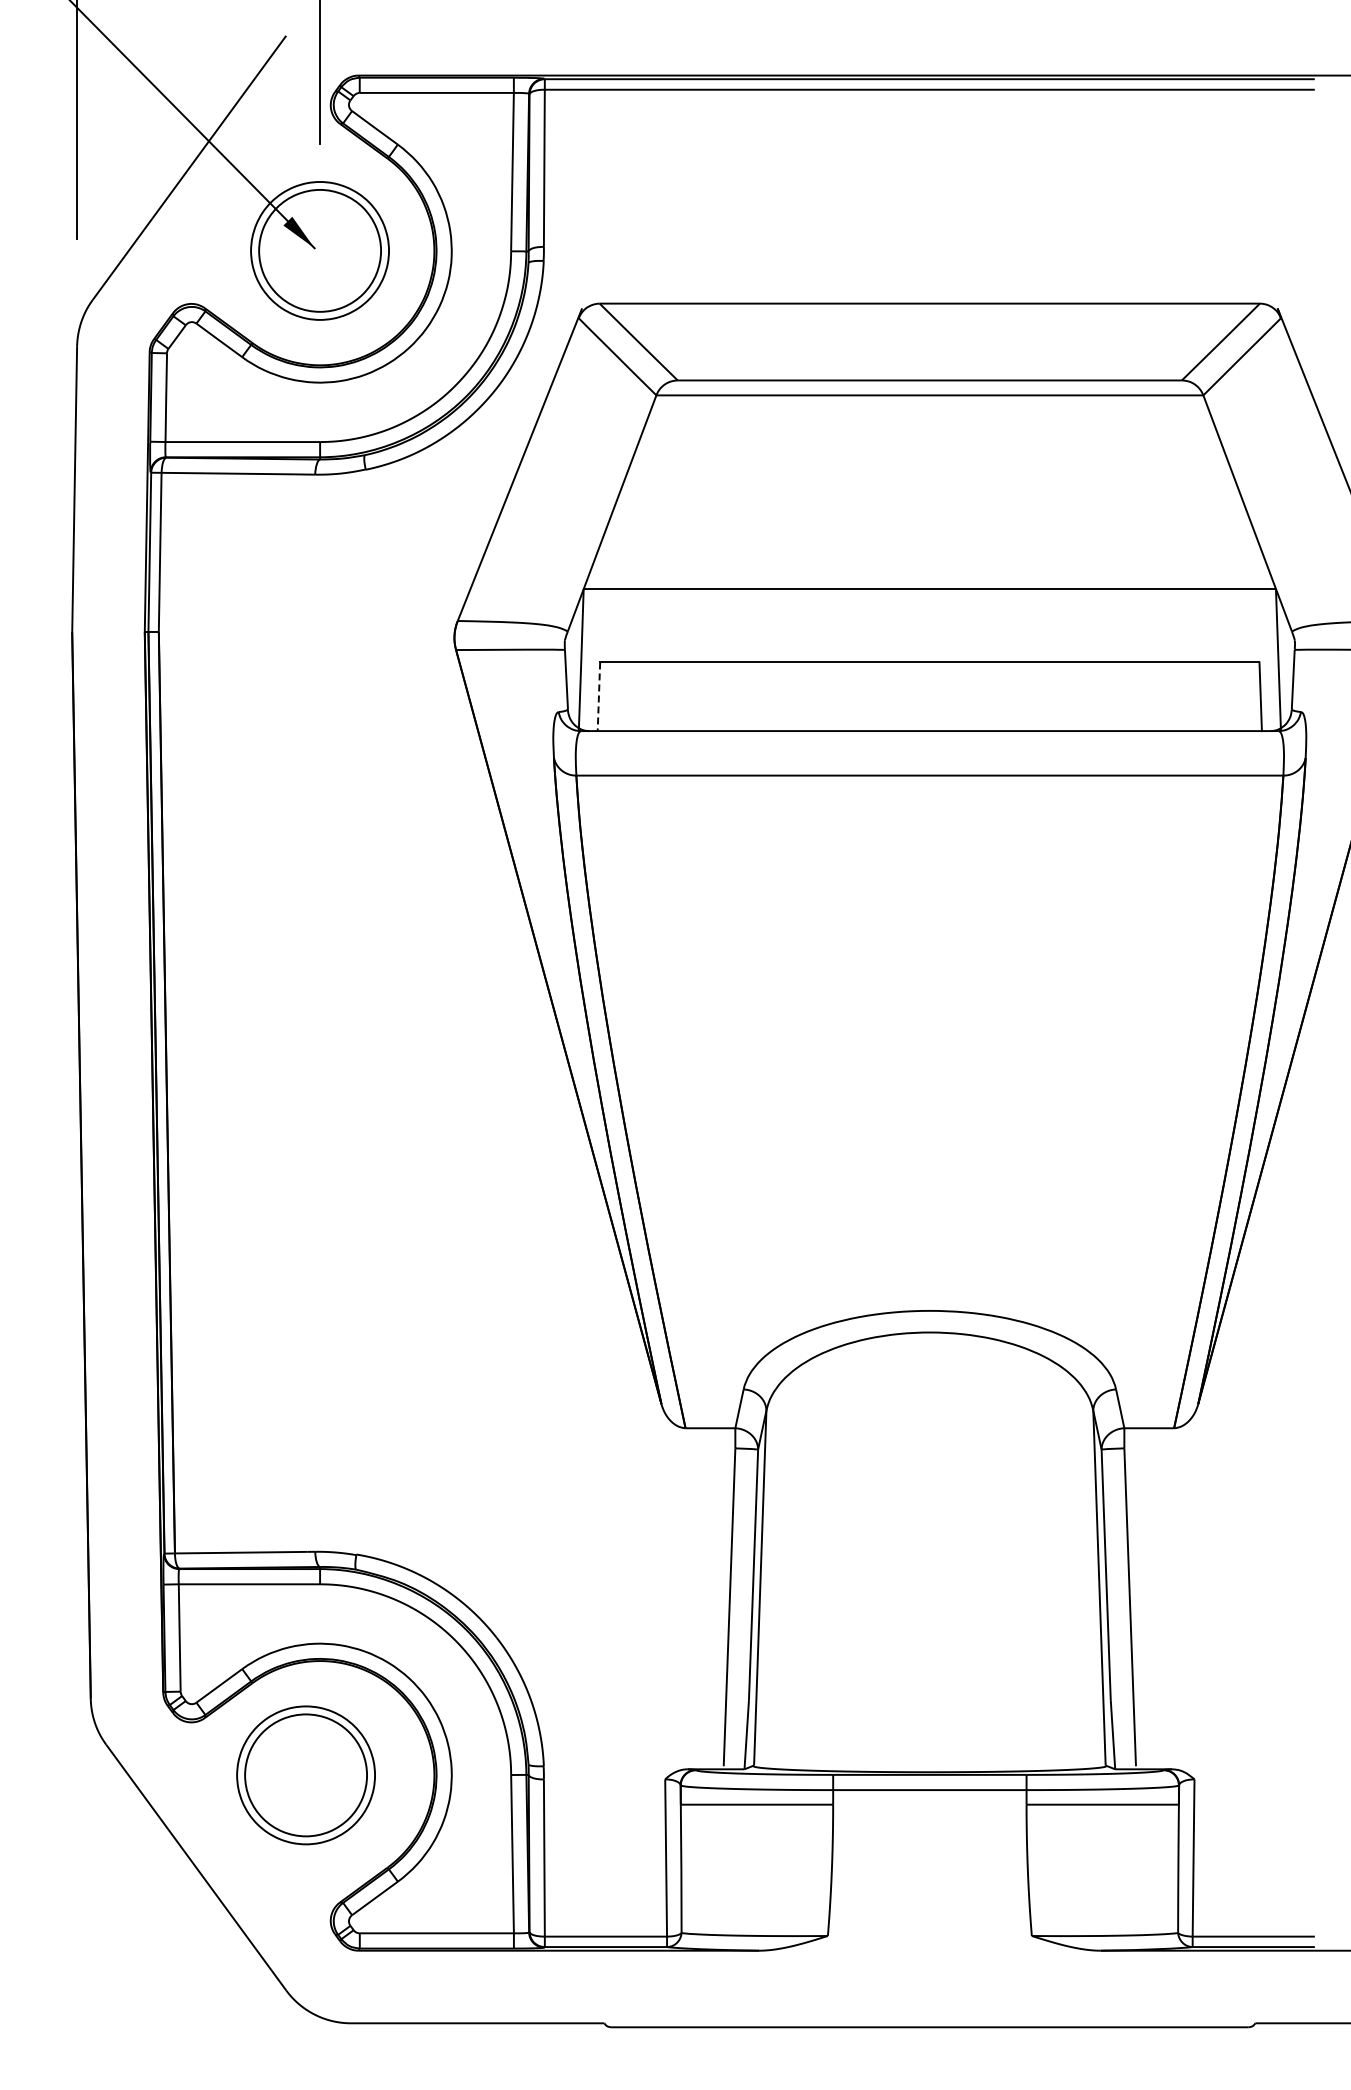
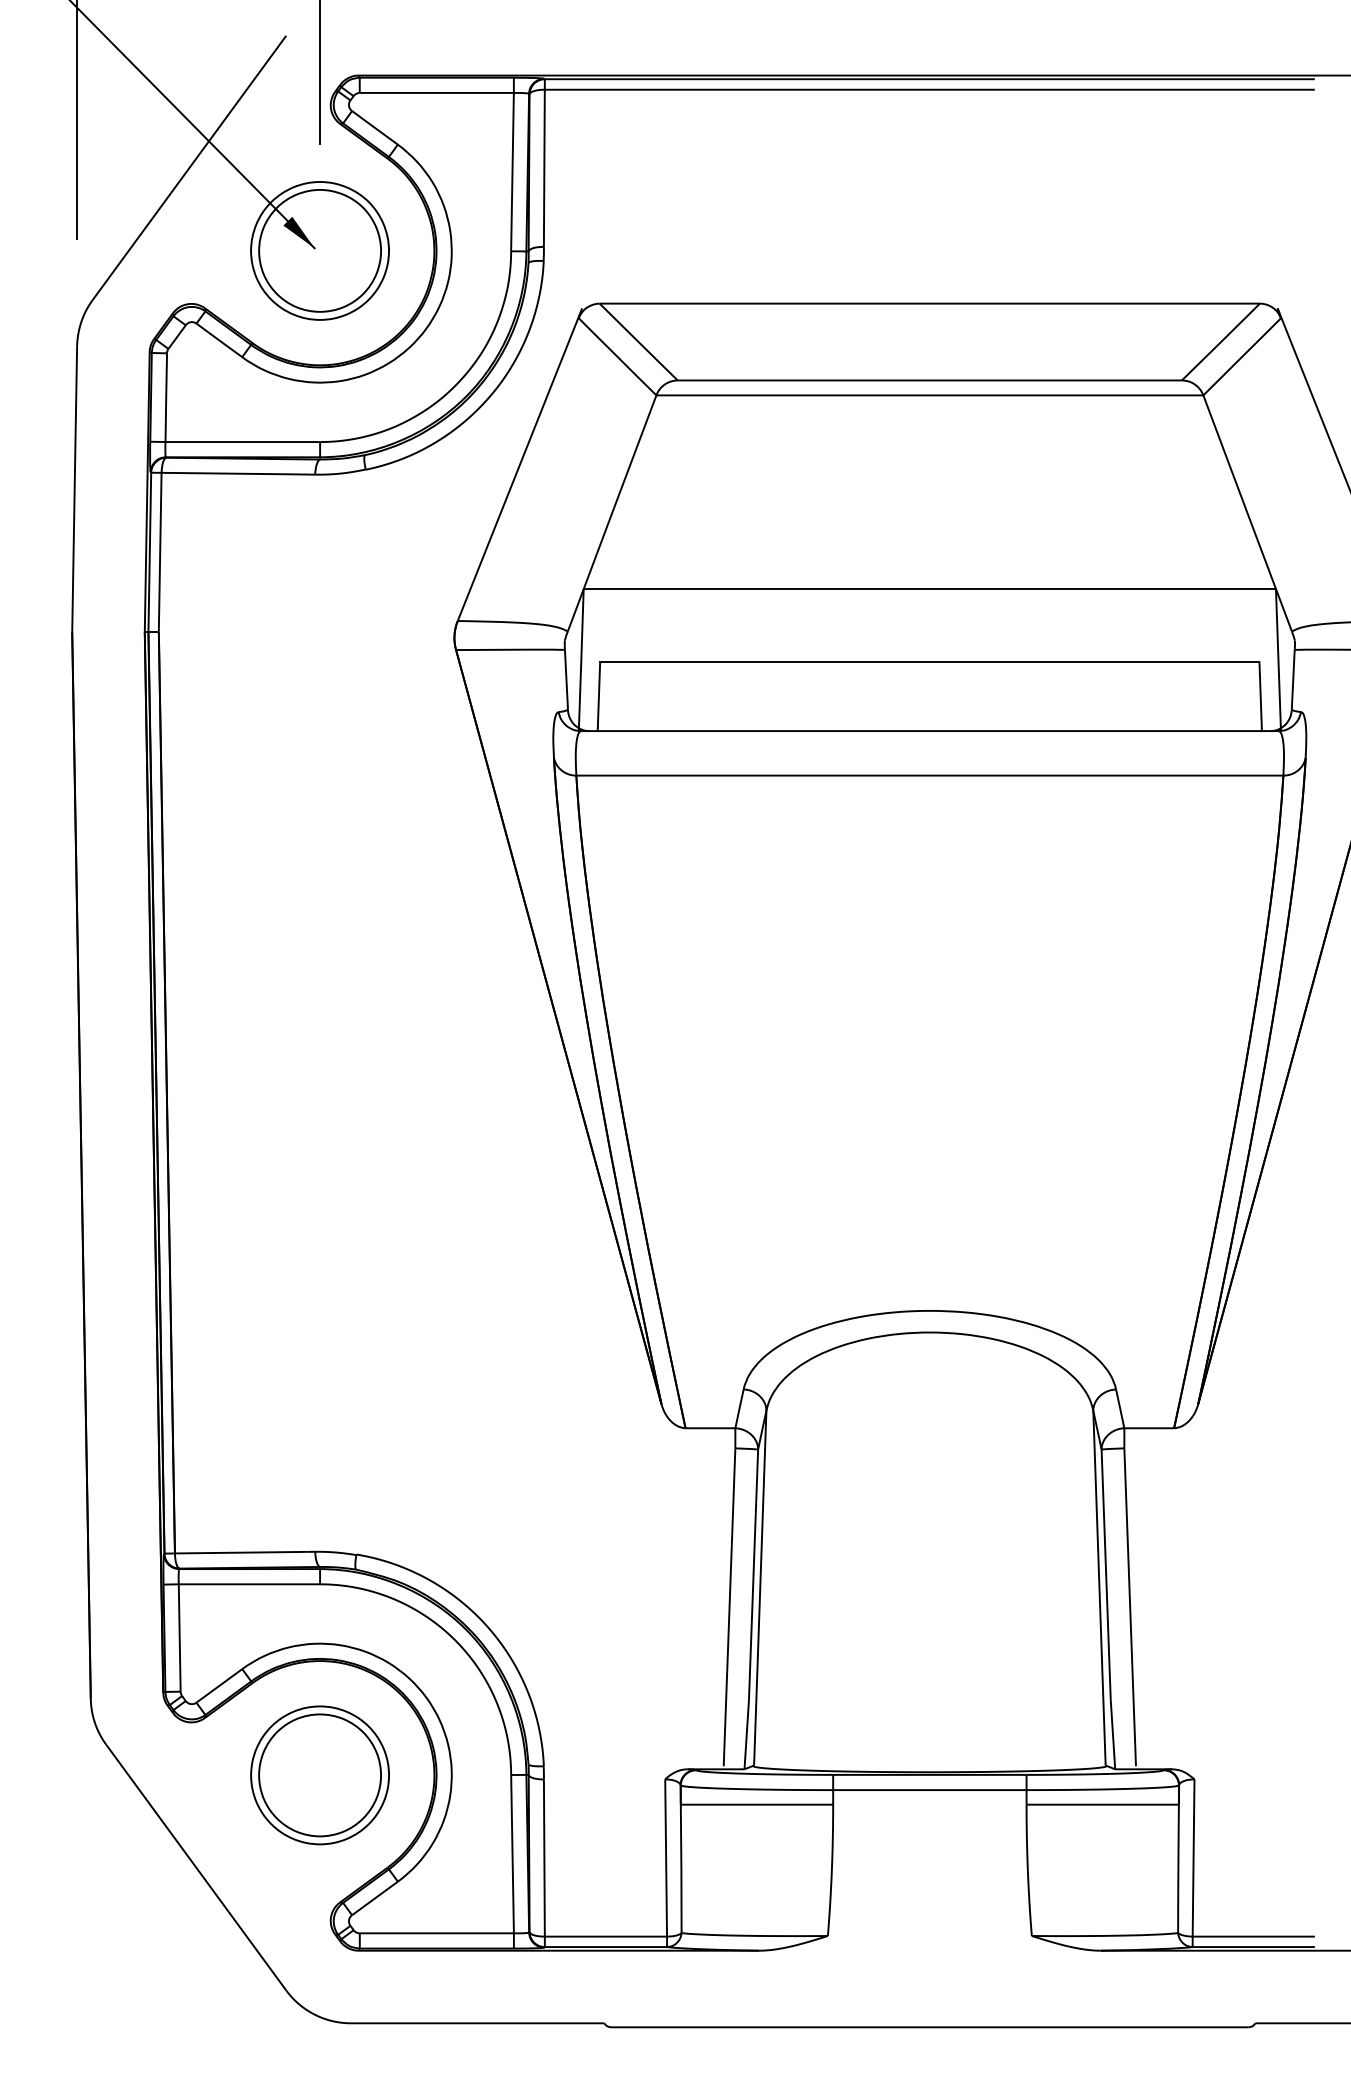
line: dashed -> solid (598, 697)
part position: (305, 1775) -> (319, 1775) (319, 1775)
